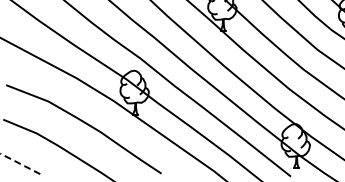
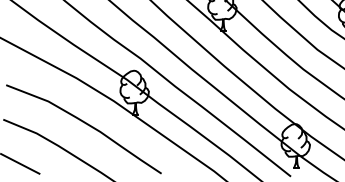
line: dashed -> solid (20, 163)
